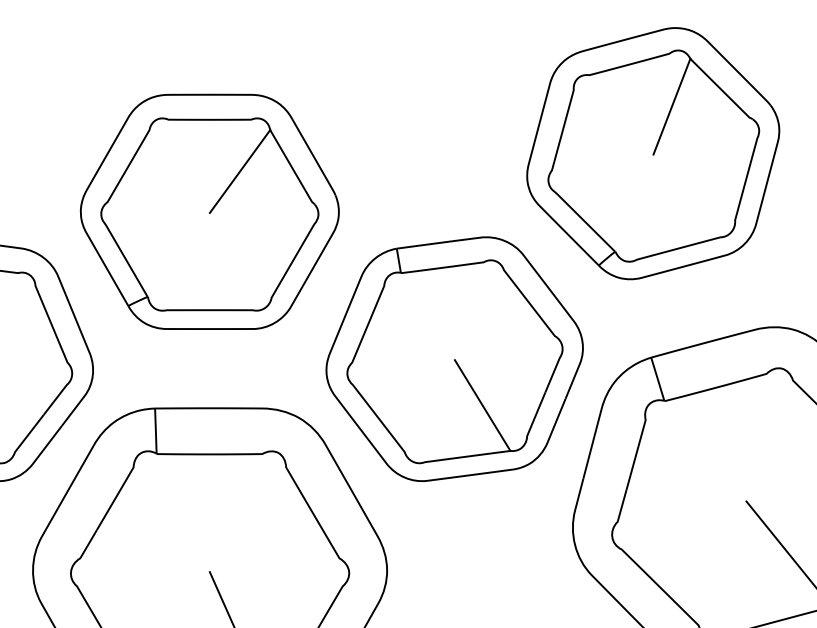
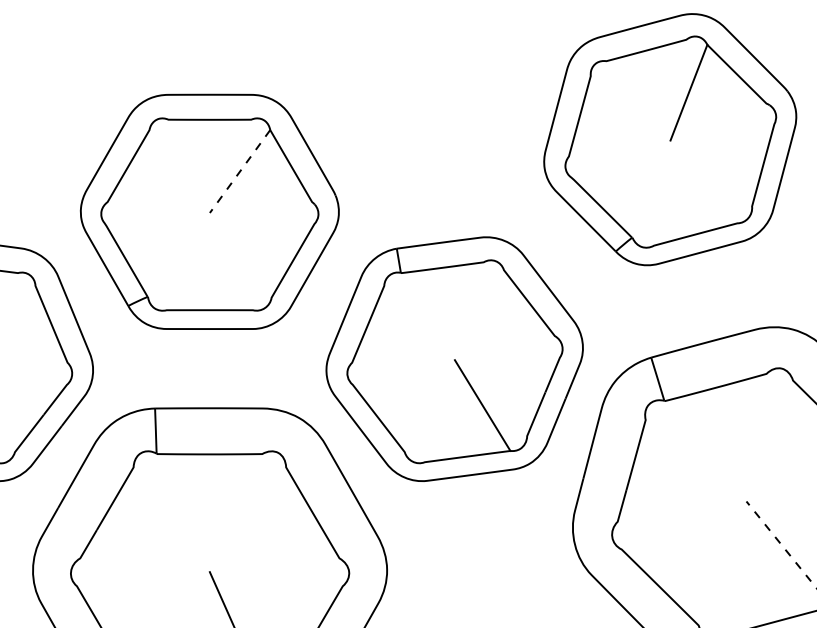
part position: (653, 153) -> (670, 139) (670, 139)
line: solid -> dashed (239, 171)
line: solid -> dashed (781, 544)
